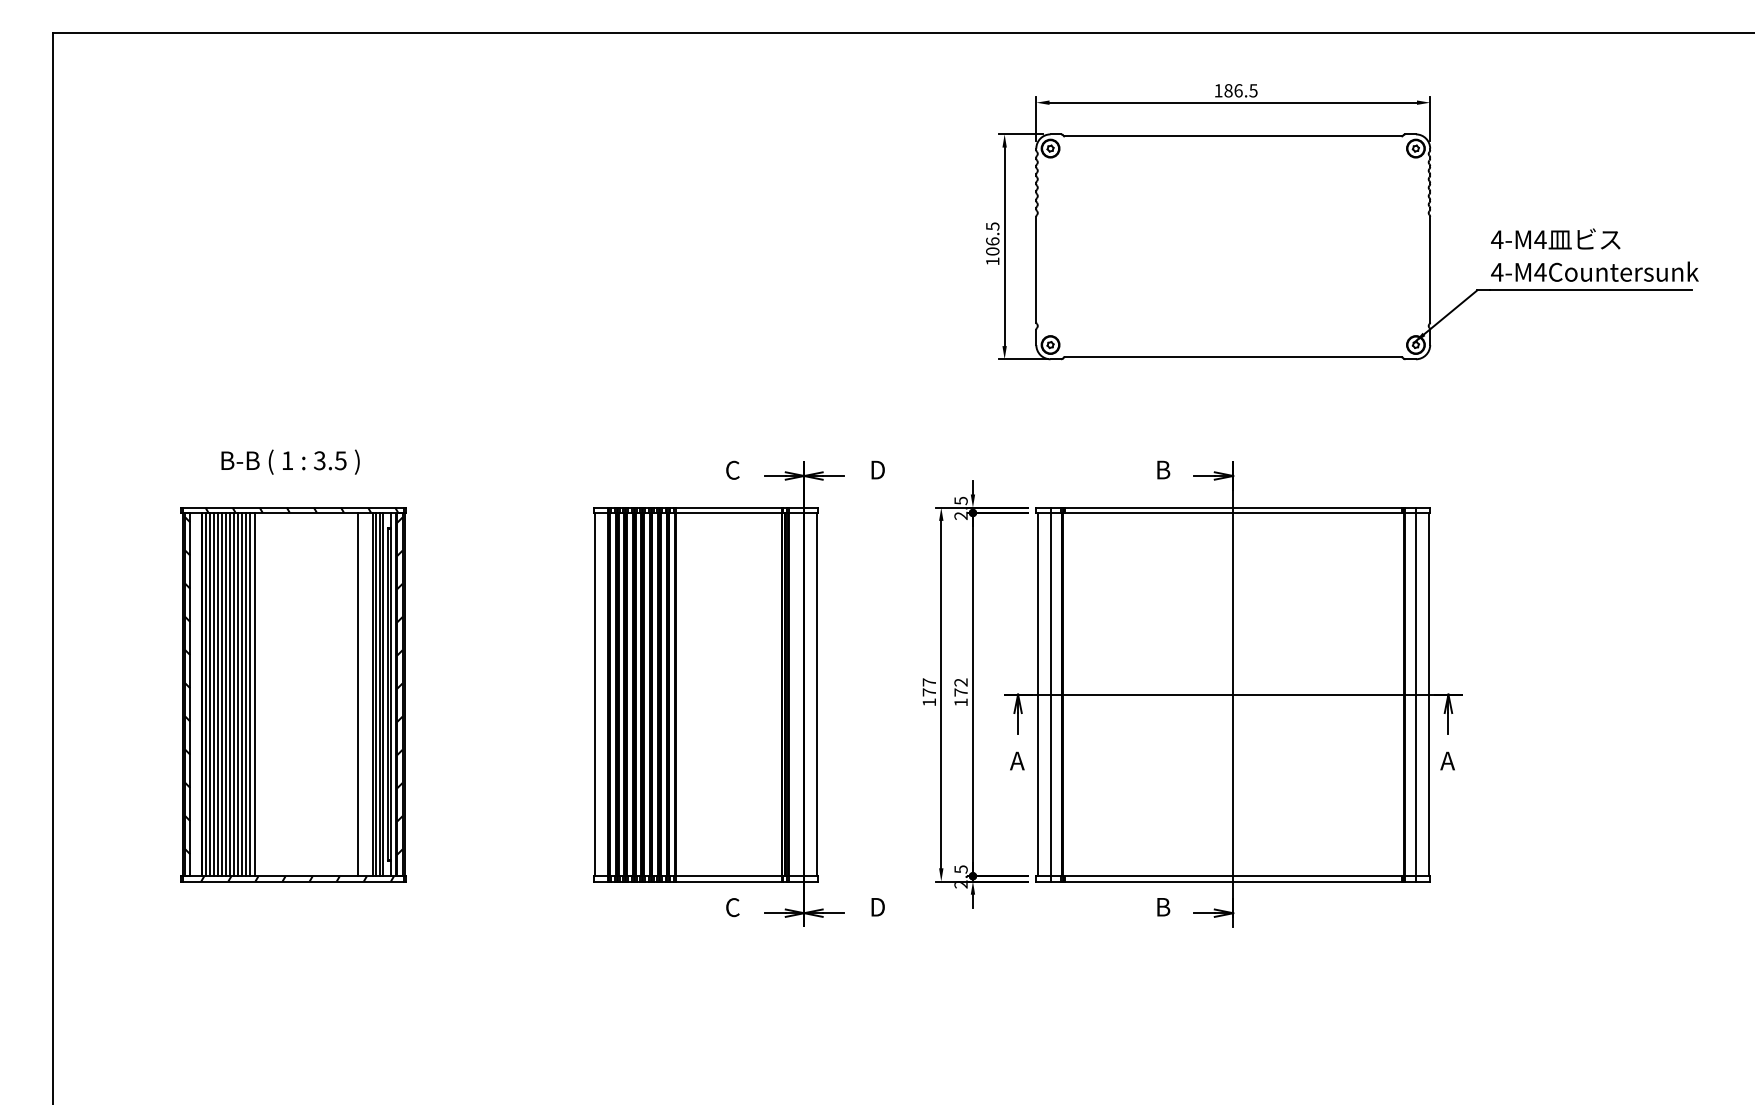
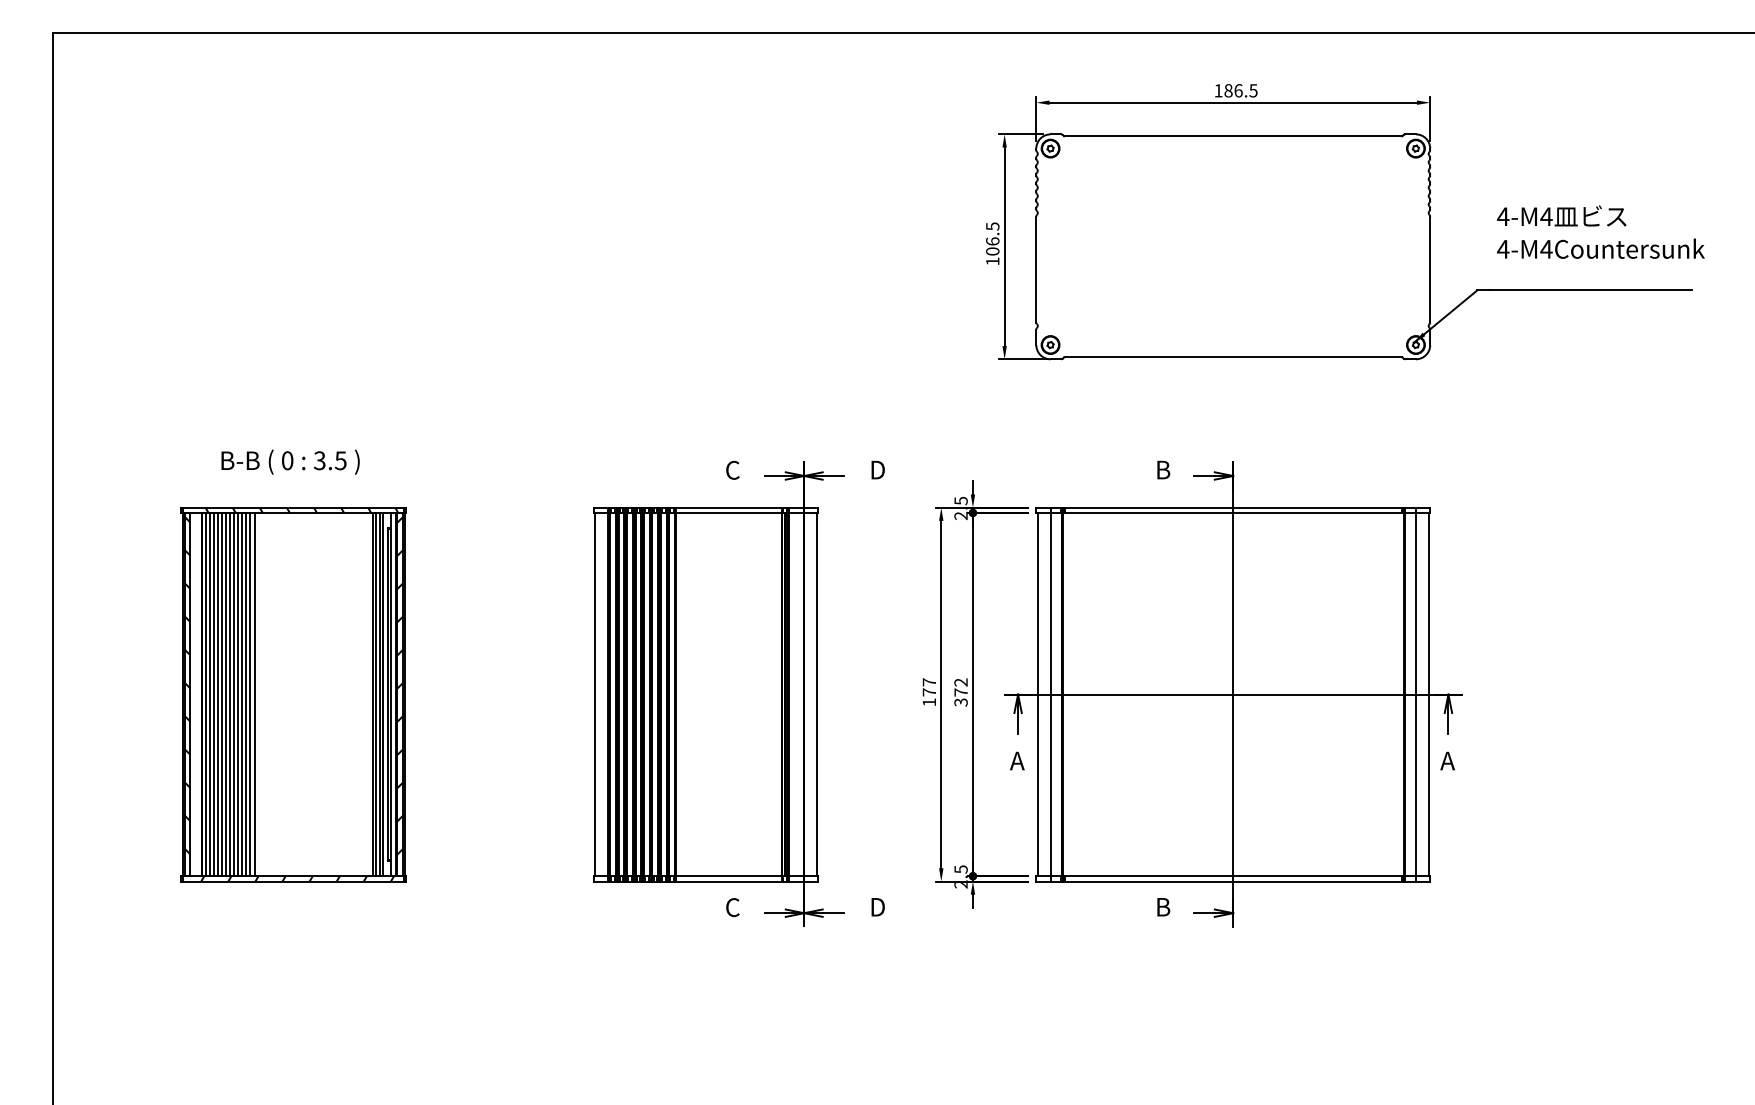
text position: (1594, 254) -> (1600, 231) (1600, 231)
text: 1 -> 0 (287, 460)
line: present -> none (357, 694)
text: 172 -> 372 (960, 702)
